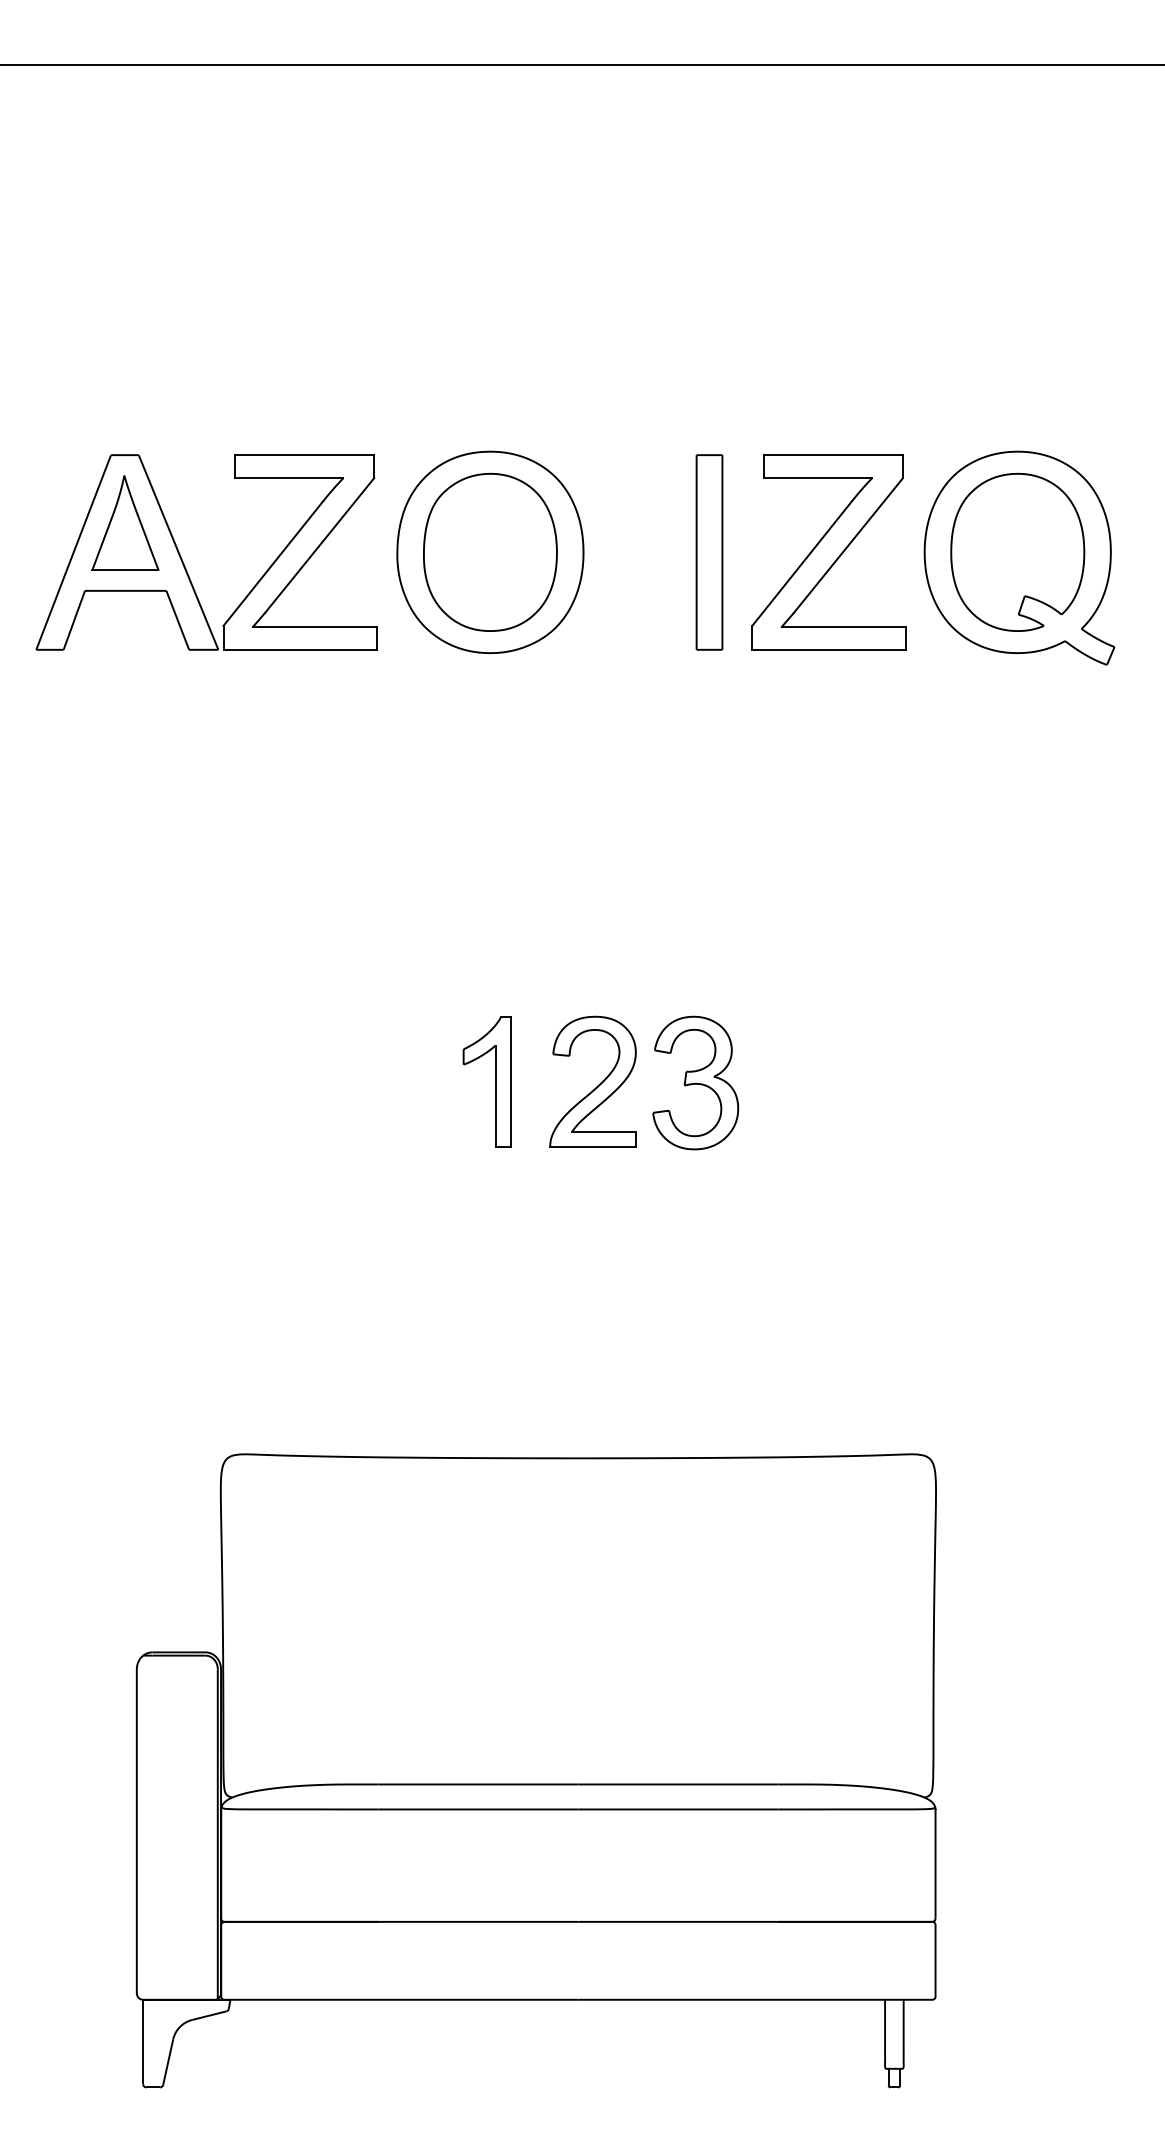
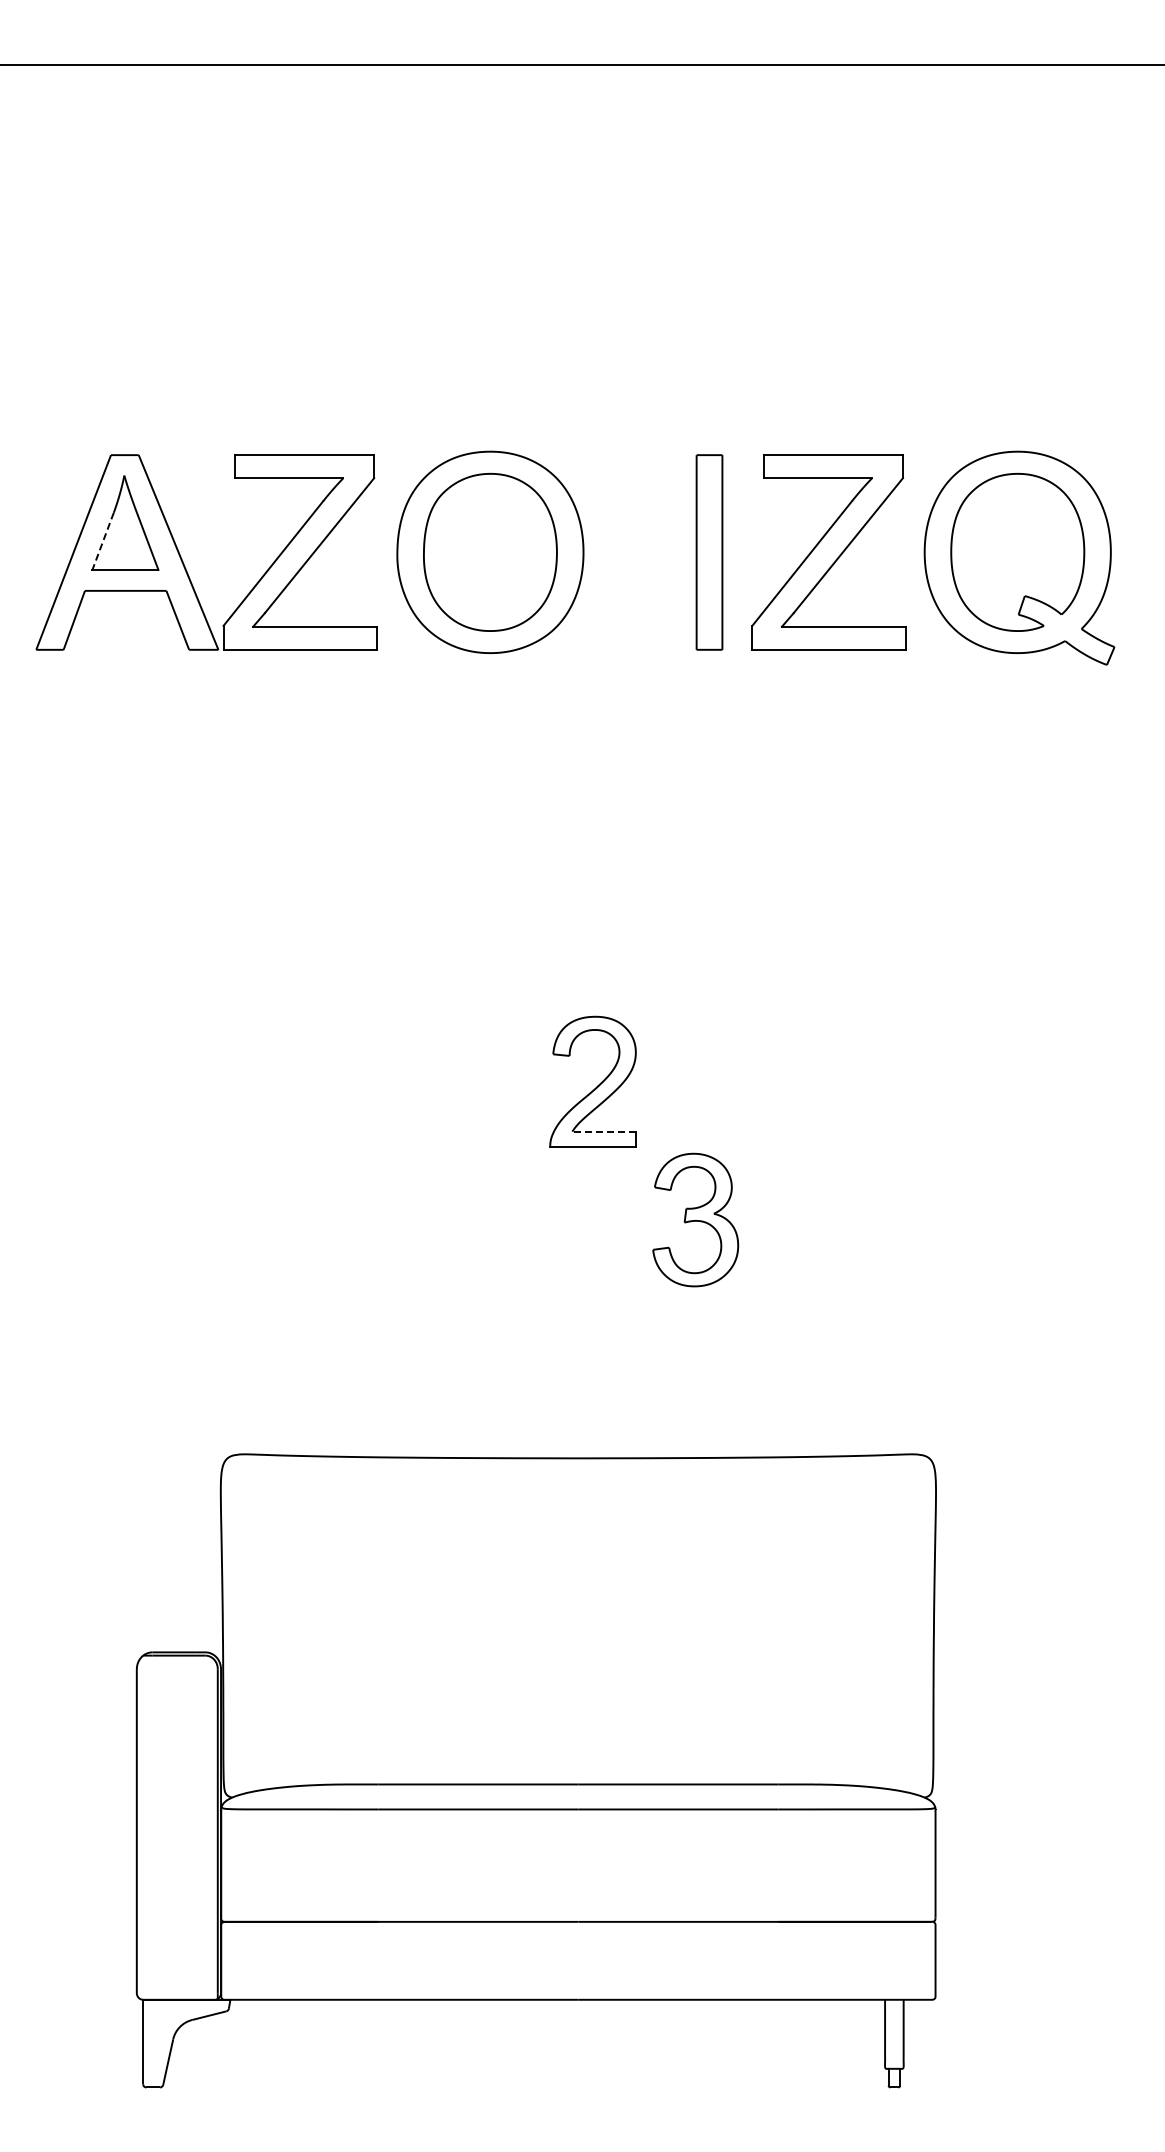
line: solid -> dashed (103, 541)
part: present -> none (495, 1081)
part position: (695, 1082) -> (695, 1219) (695, 1219)
line: solid -> dashed (604, 1131)
